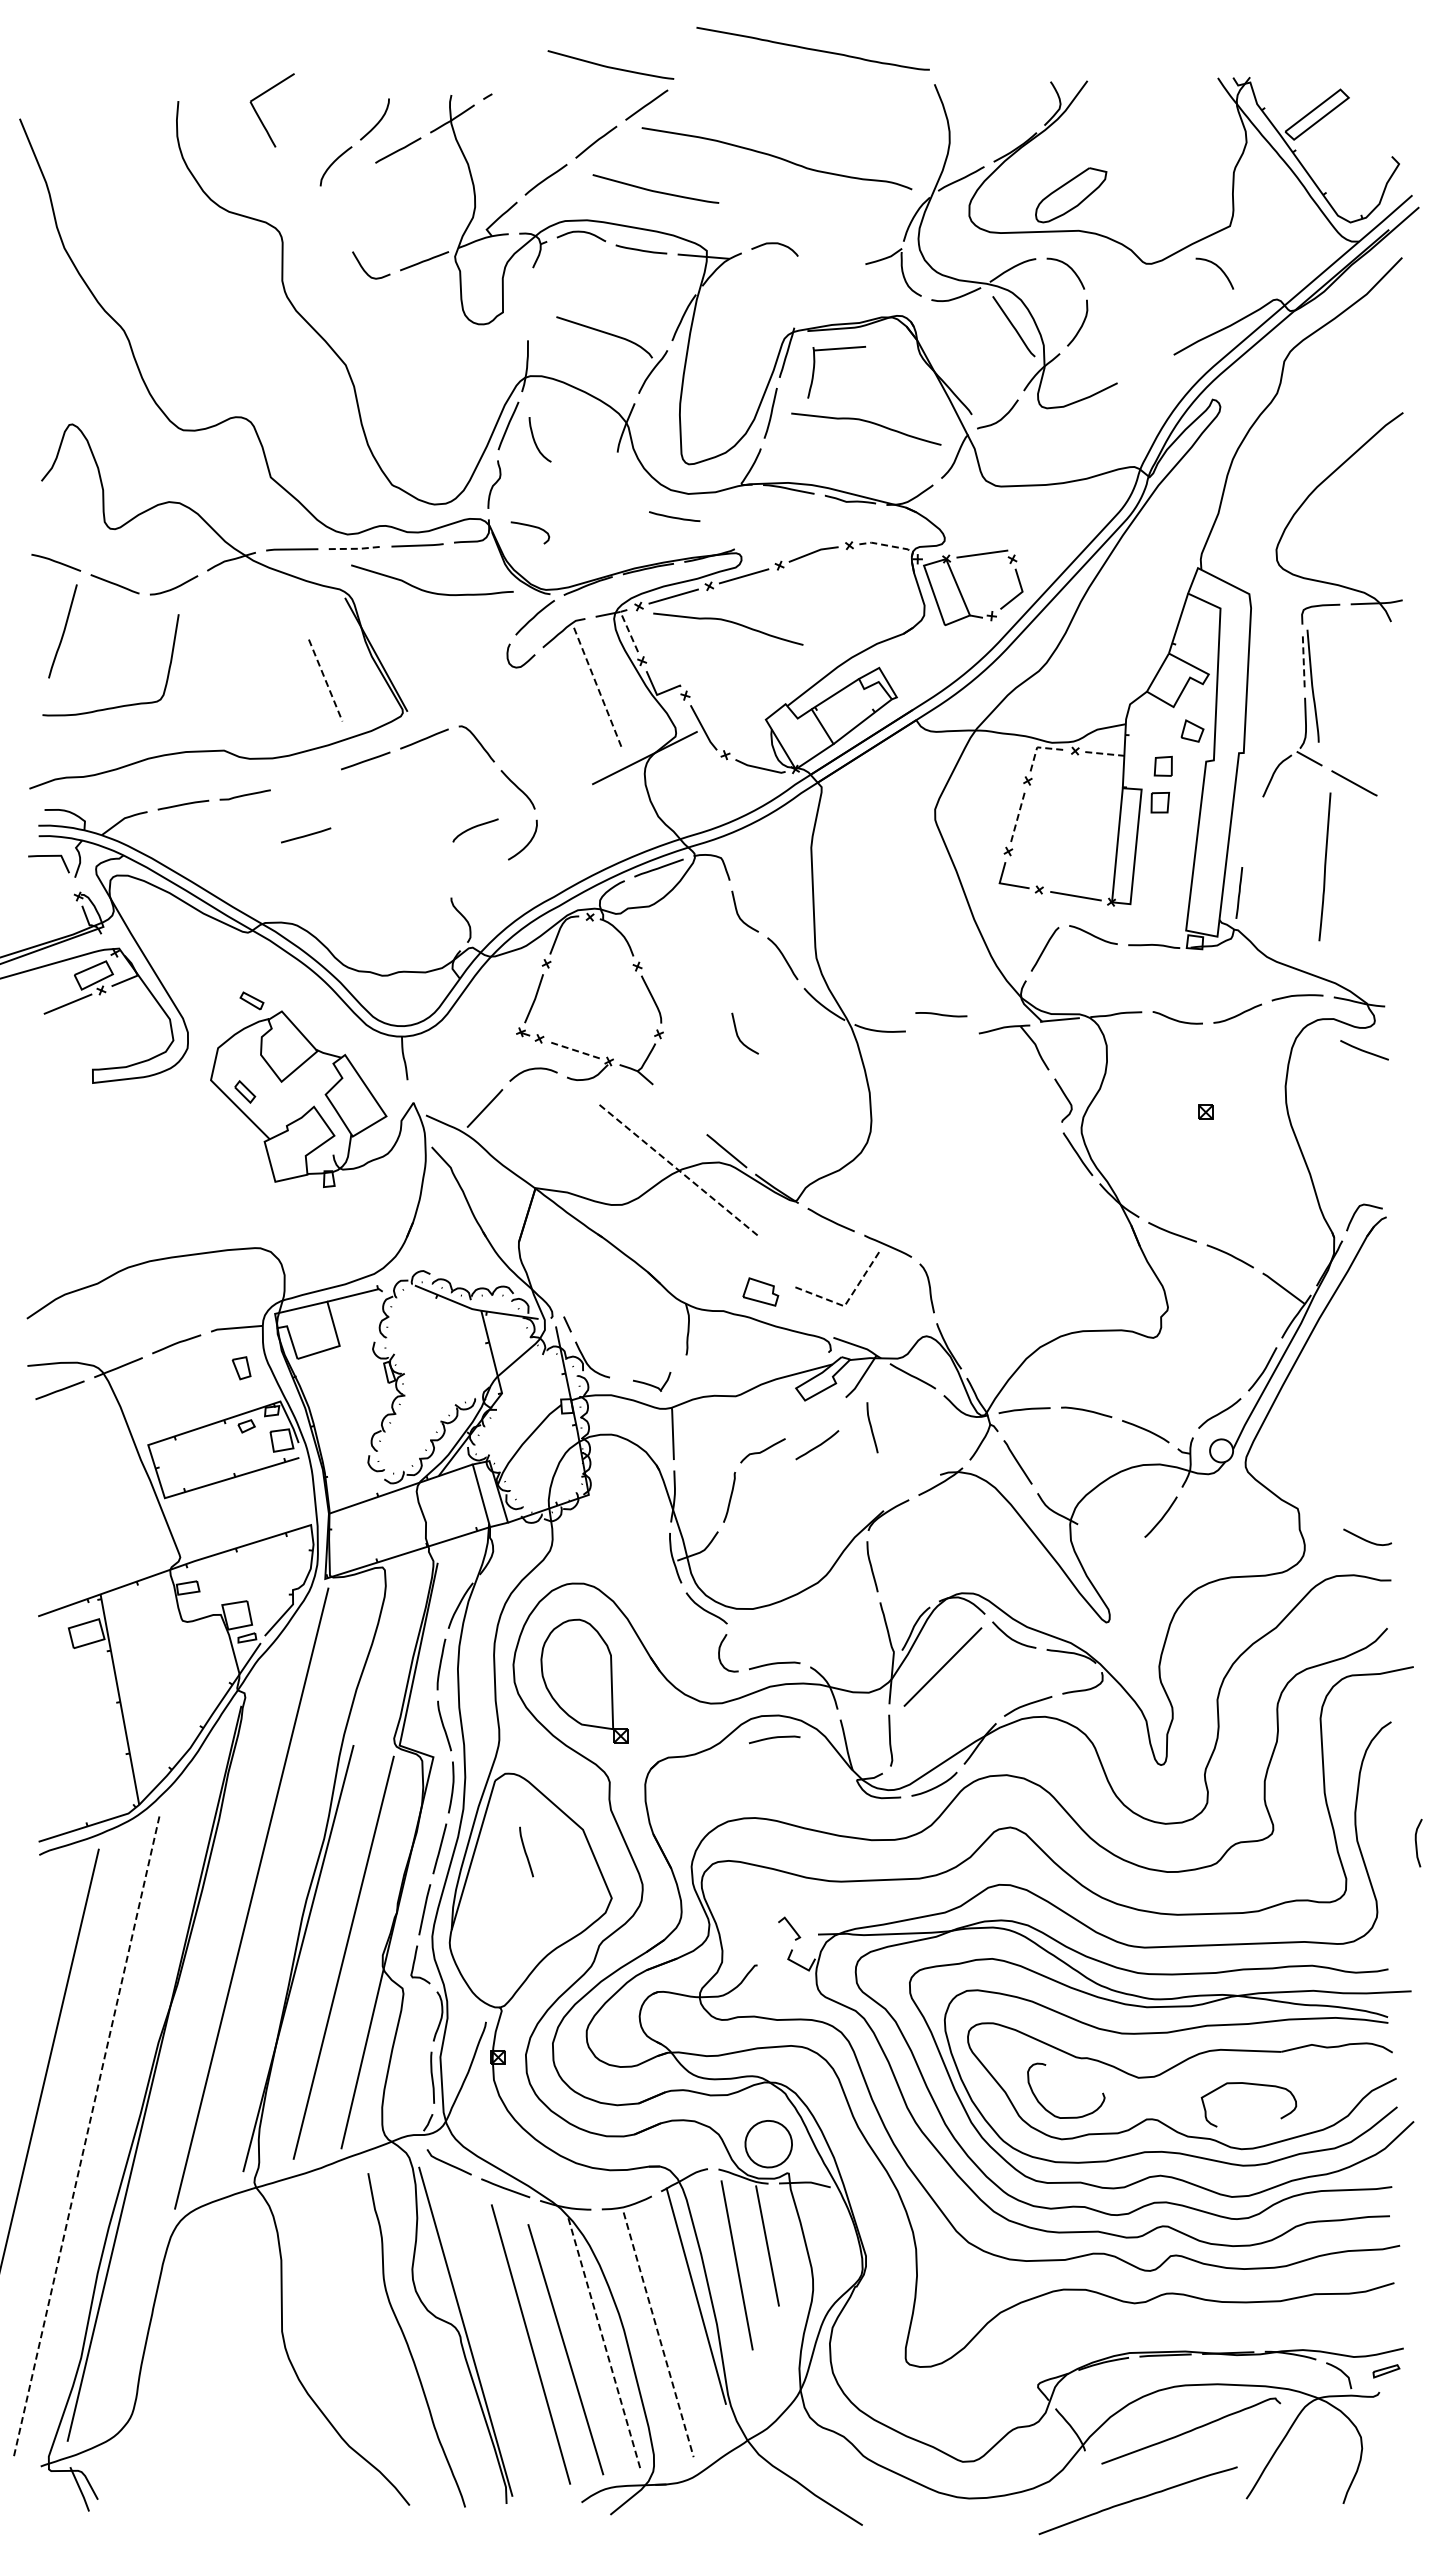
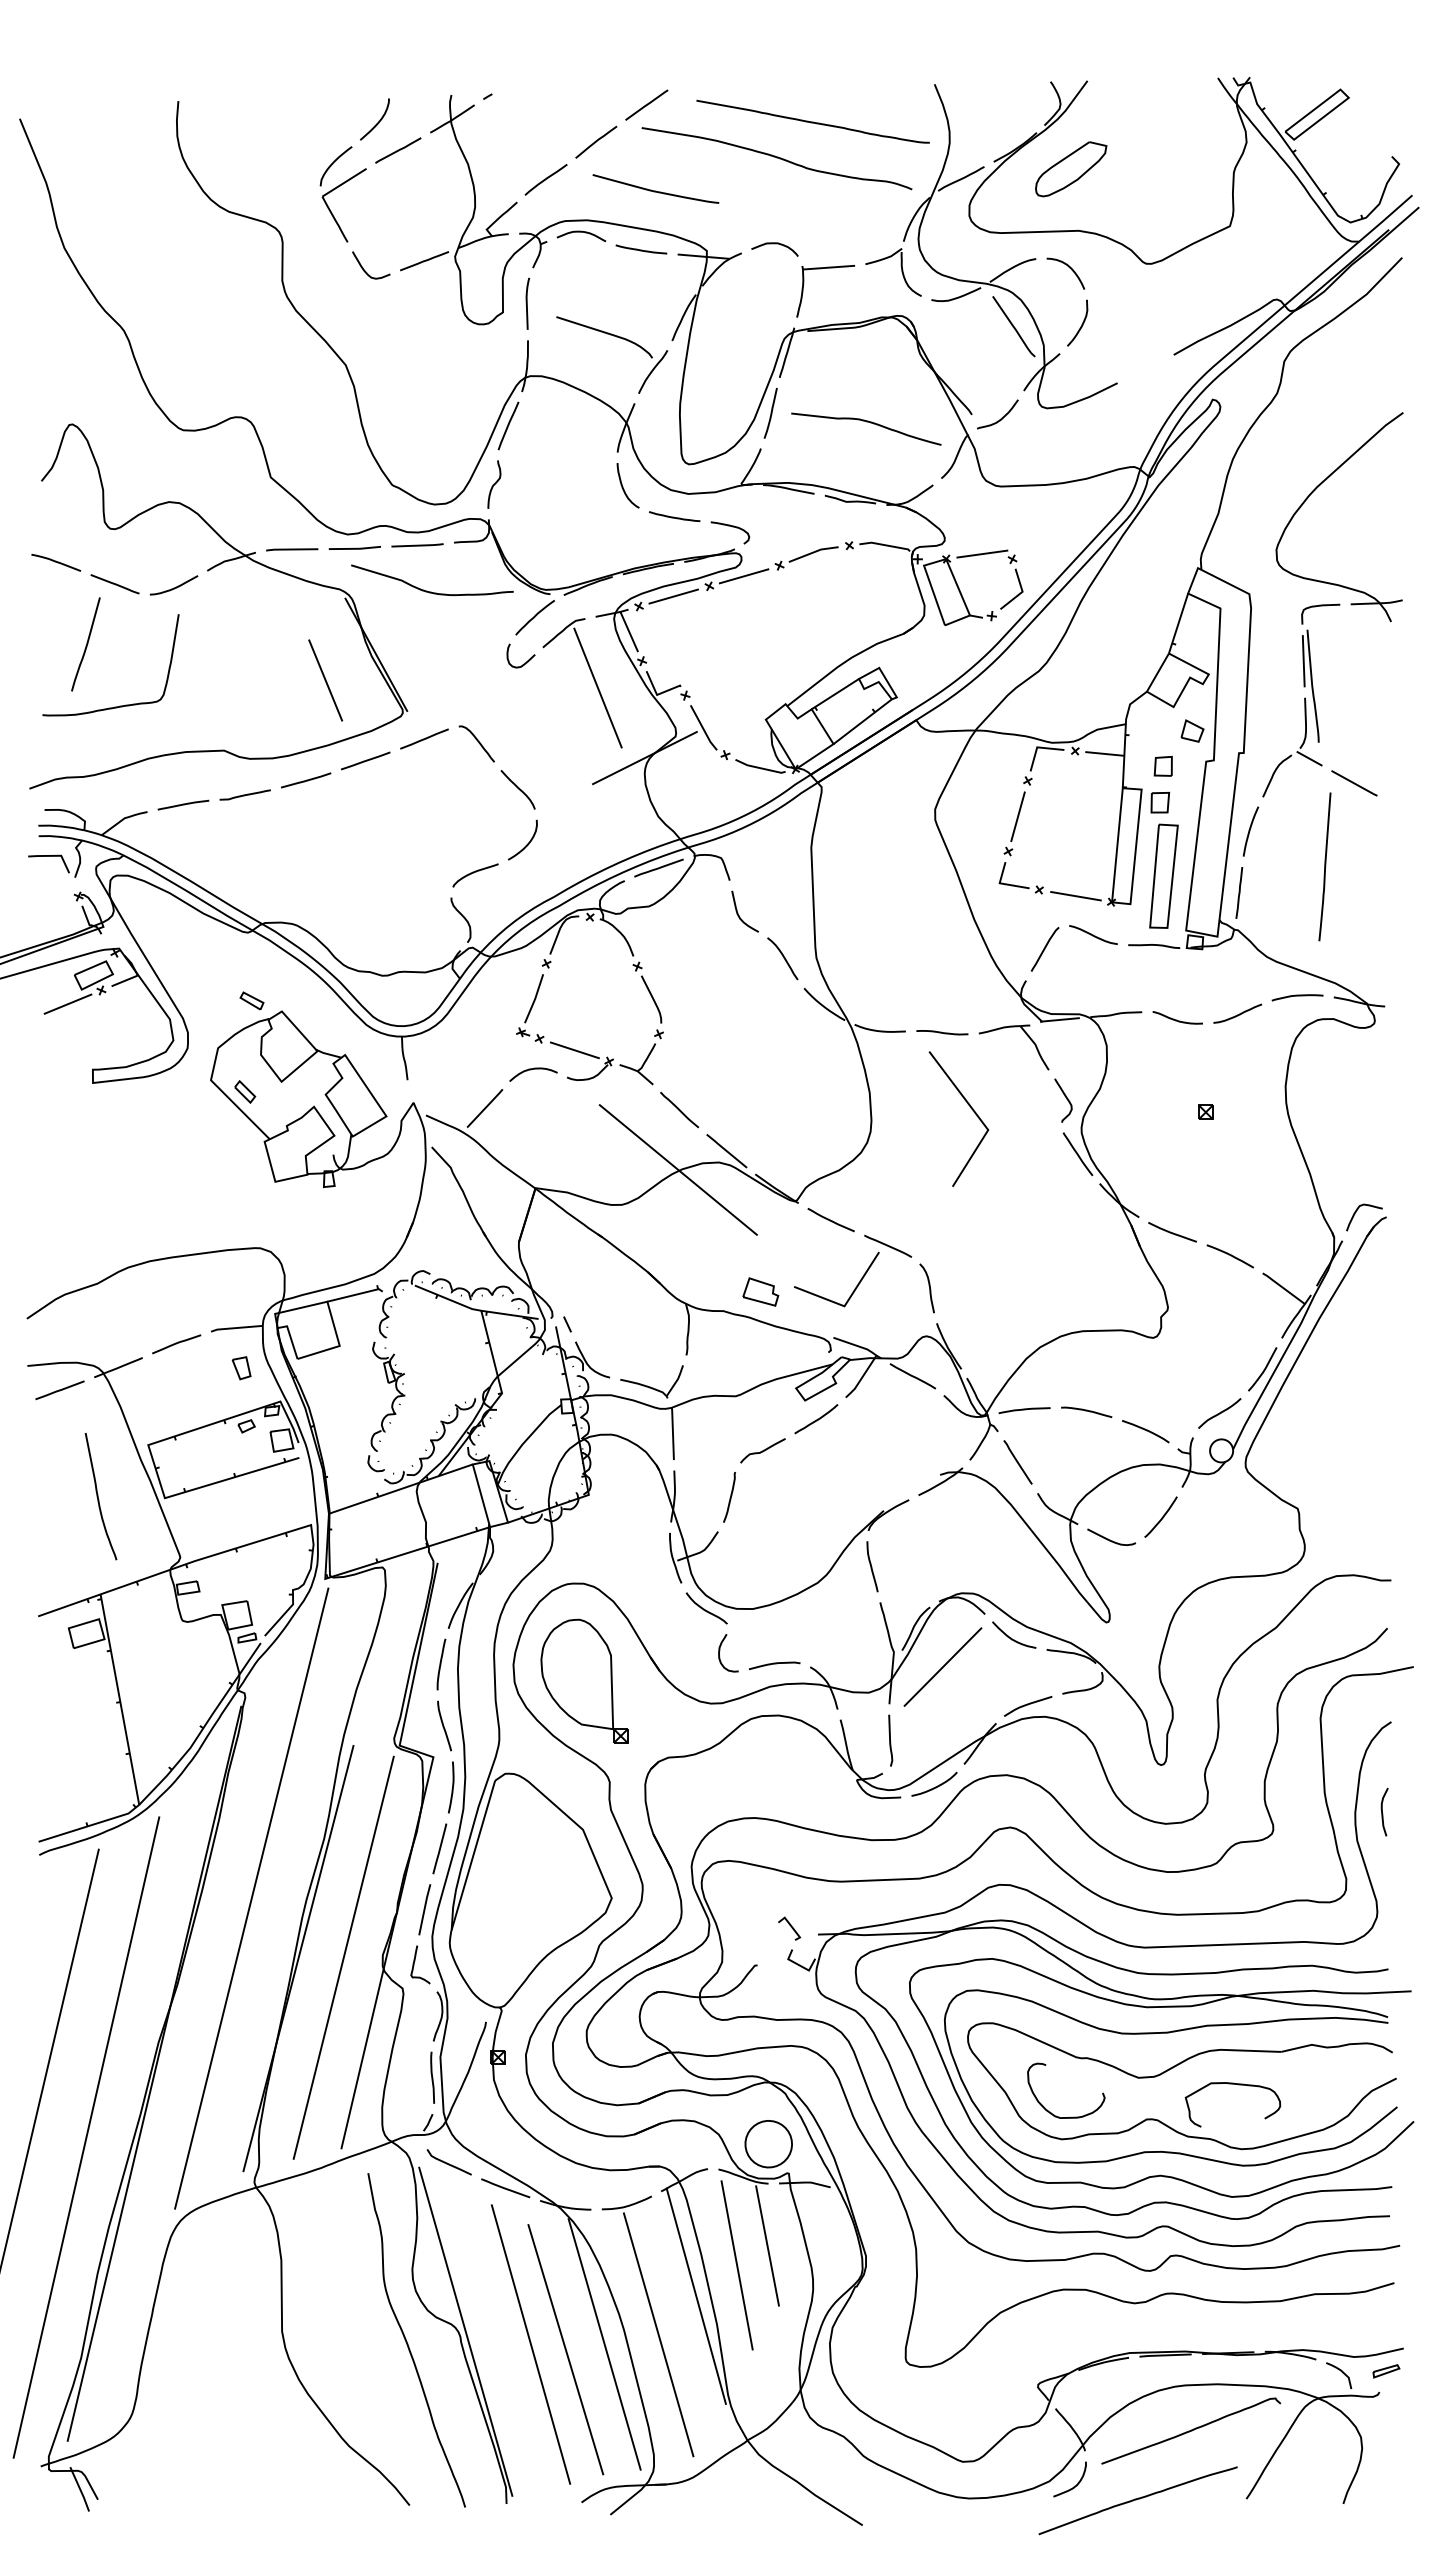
curve position: (812, 48) -> (812, 121) (812, 121)
curve: present -> none (610, 66)
part position: (260, 117) -> (332, 212) (332, 212)
part position: (1071, 195) -> (1071, 169) (1071, 169)
curve: present -> none (1218, 268)
curve: none -> present (527, 303)
part position: (832, 350) -> (821, 269) (821, 269)
curve position: (535, 440) -> (623, 486) (623, 486)
curve position: (532, 527) -> (732, 527) (732, 527)
line: dashed -> solid (884, 545)
line: dashed -> solid (356, 548)
curve: present -> none (728, 622)
line: dashed -> solid (627, 627)
curve position: (63, 631) -> (86, 644) (86, 644)
line: dashed -> solid (1303, 660)
line: dashed -> solid (325, 680)
line: dashed -> solid (598, 688)
line: dashed -> solid (1038, 747)
line: dashed -> solid (1104, 753)
line: dashed -> solid (1018, 816)
curve position: (473, 828) -> (473, 873) (473, 873)
curve: none -> present (1250, 831)
line position: (306, 835) -> (306, 780) (306, 780)
part: none -> present (1163, 875)
curve position: (941, 1014) -> (942, 1032) (942, 1032)
curve: present -> none (738, 1035)
line: dashed -> solid (574, 1050)
curve: present -> none (1364, 1050)
line: none -> present (970, 1108)
line: none -> present (679, 1109)
line: dashed -> solid (678, 1170)
line: dashed -> solid (846, 1302)
part size: 39x20 px -> 64x34 px (651, 1381)
curve: present -> none (872, 1427)
curve position: (817, 1445) -> (816, 1419) (816, 1419)
curve: none -> present (98, 1496)
curve position: (1366, 1539) -> (1110, 1539) (1110, 1539)
curve: present -> none (774, 1738)
curve position: (1416, 1842) -> (1382, 1811) (1382, 1811)
curve: present -> none (526, 1851)
curve position: (1254, 2085) -> (1238, 2085) (1238, 2085)
line: dashed -> solid (86, 2138)
line: dashed -> solid (658, 2335)
line: dashed -> solid (604, 2344)
curve: none -> present (1074, 2485)
